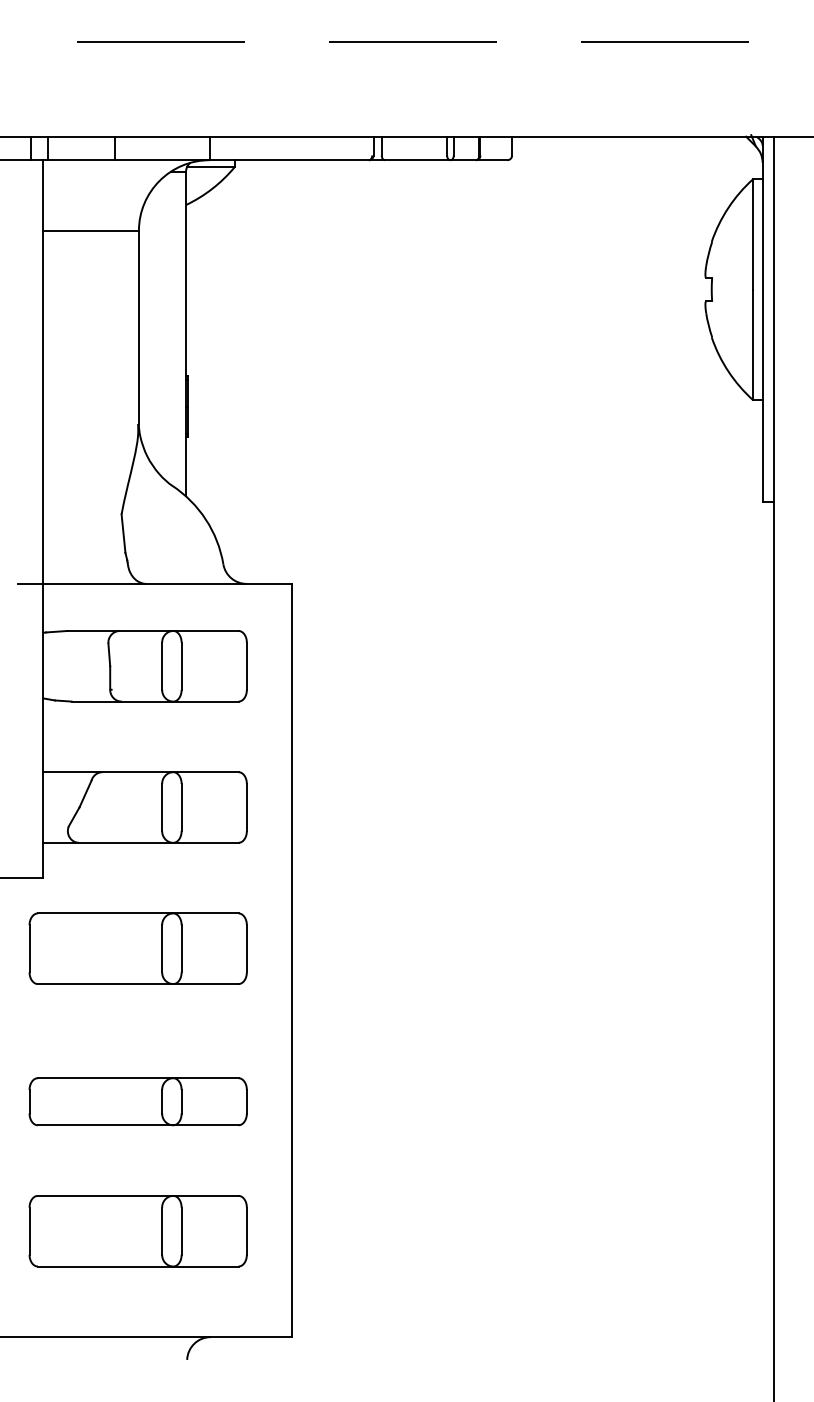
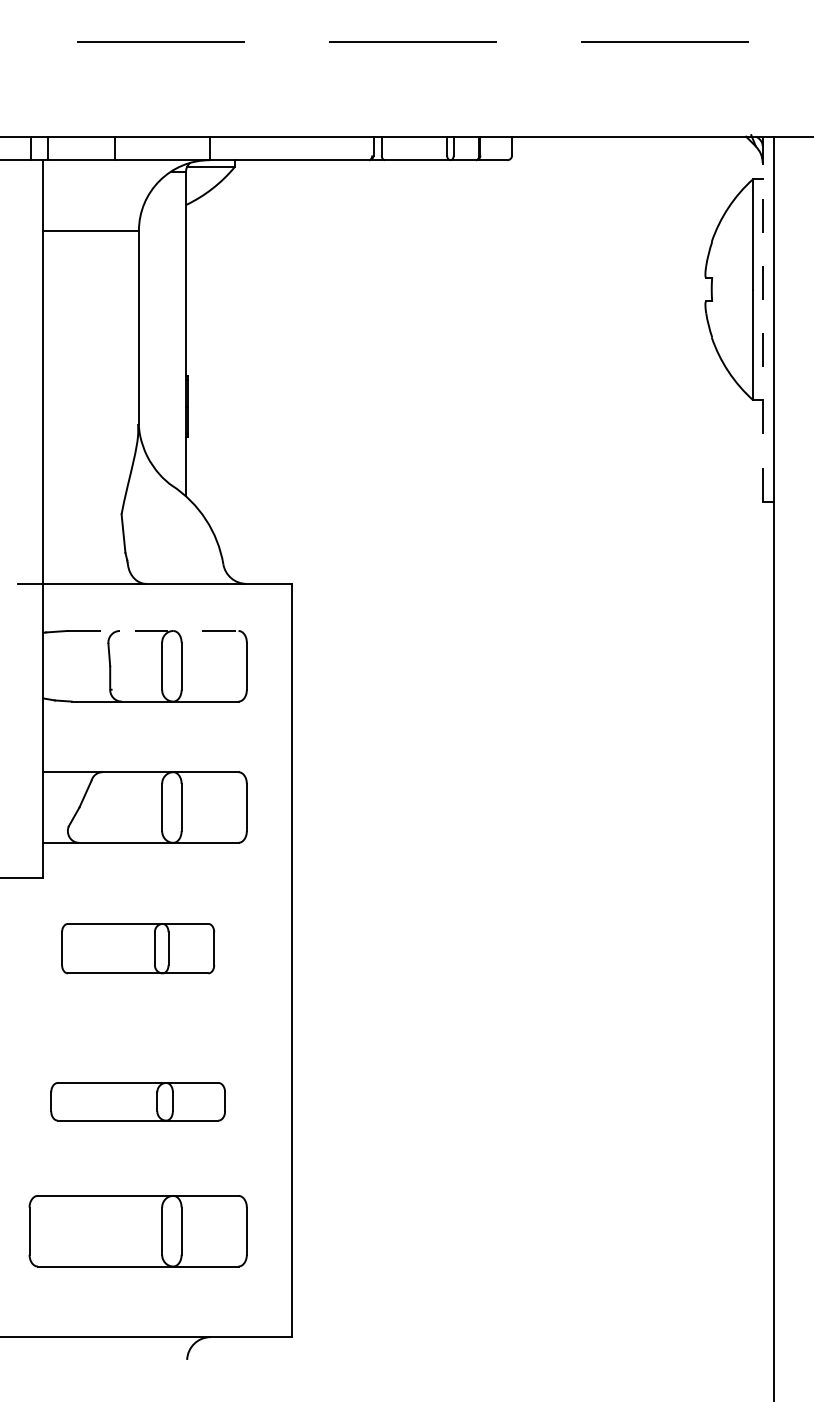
line: solid -> dashed (762, 318)
line: solid -> dashed (152, 630)
part size: 220x73 px -> 155x52 px (138, 948)
part size: 220x50 px -> 176x40 px (137, 1101)
